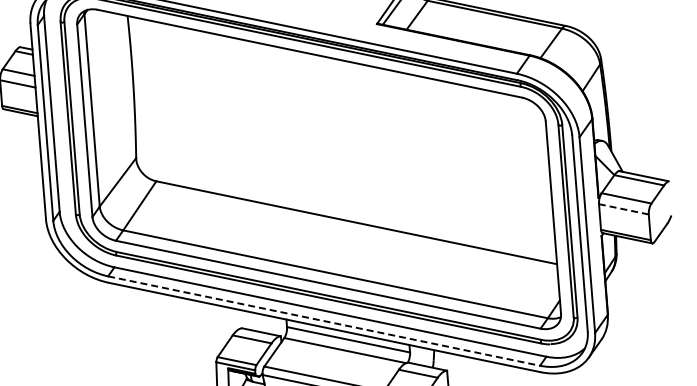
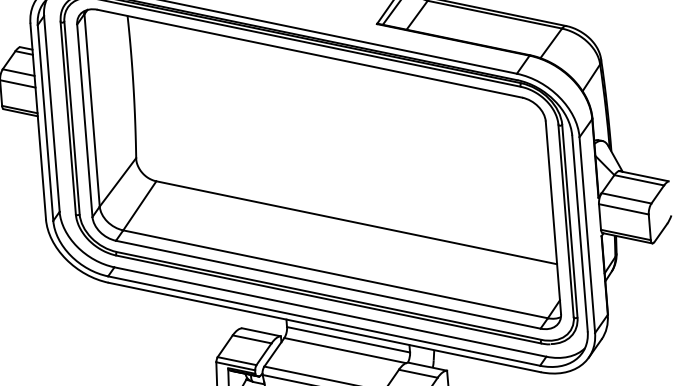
line: dashed -> solid (623, 209)
line: dashed -> solid (324, 321)
